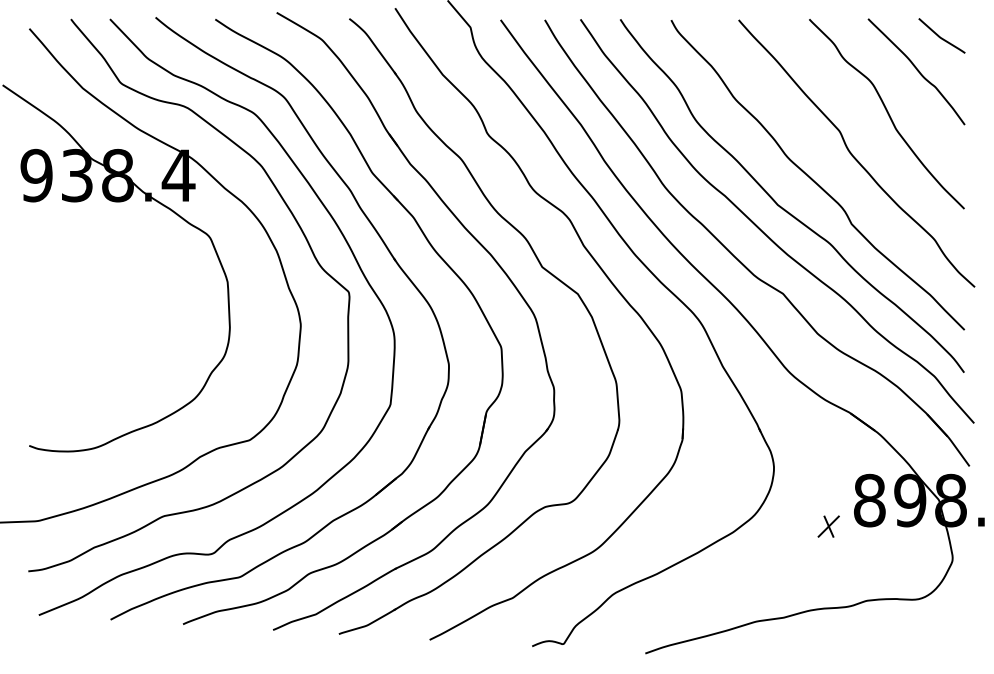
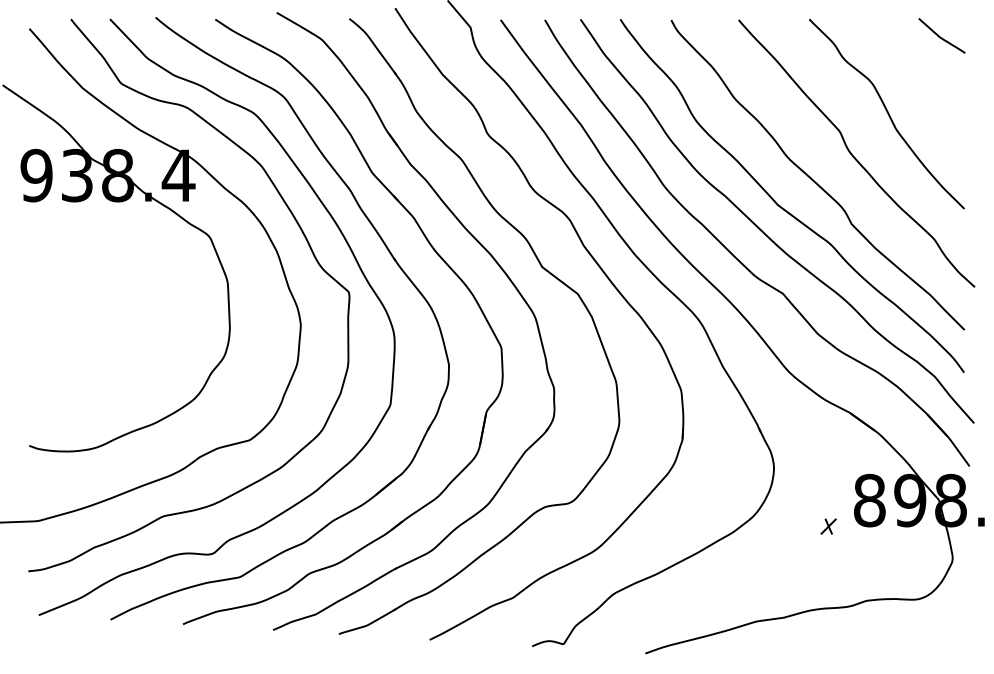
curve: present -> none (916, 70)
part size: 23x23 px -> 17x17 px (828, 526)
